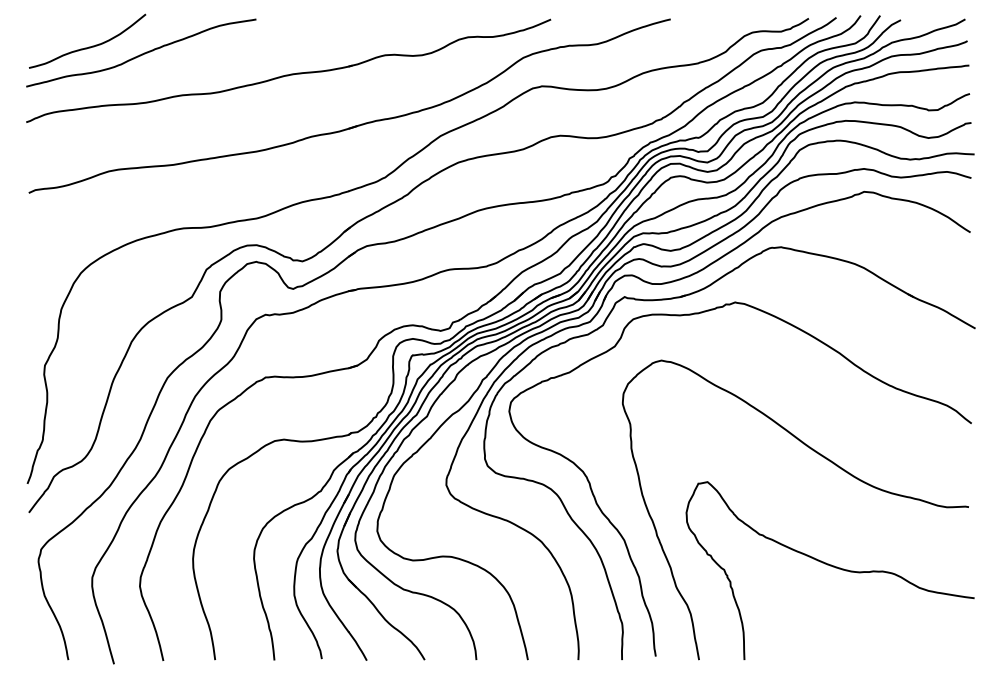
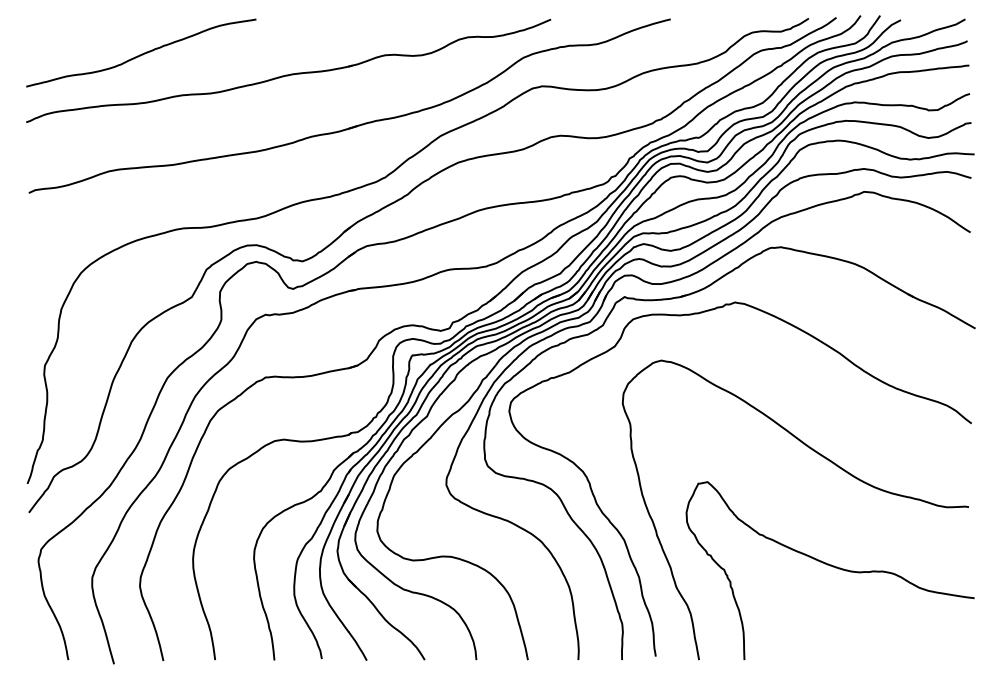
curve: present -> none (88, 46)
